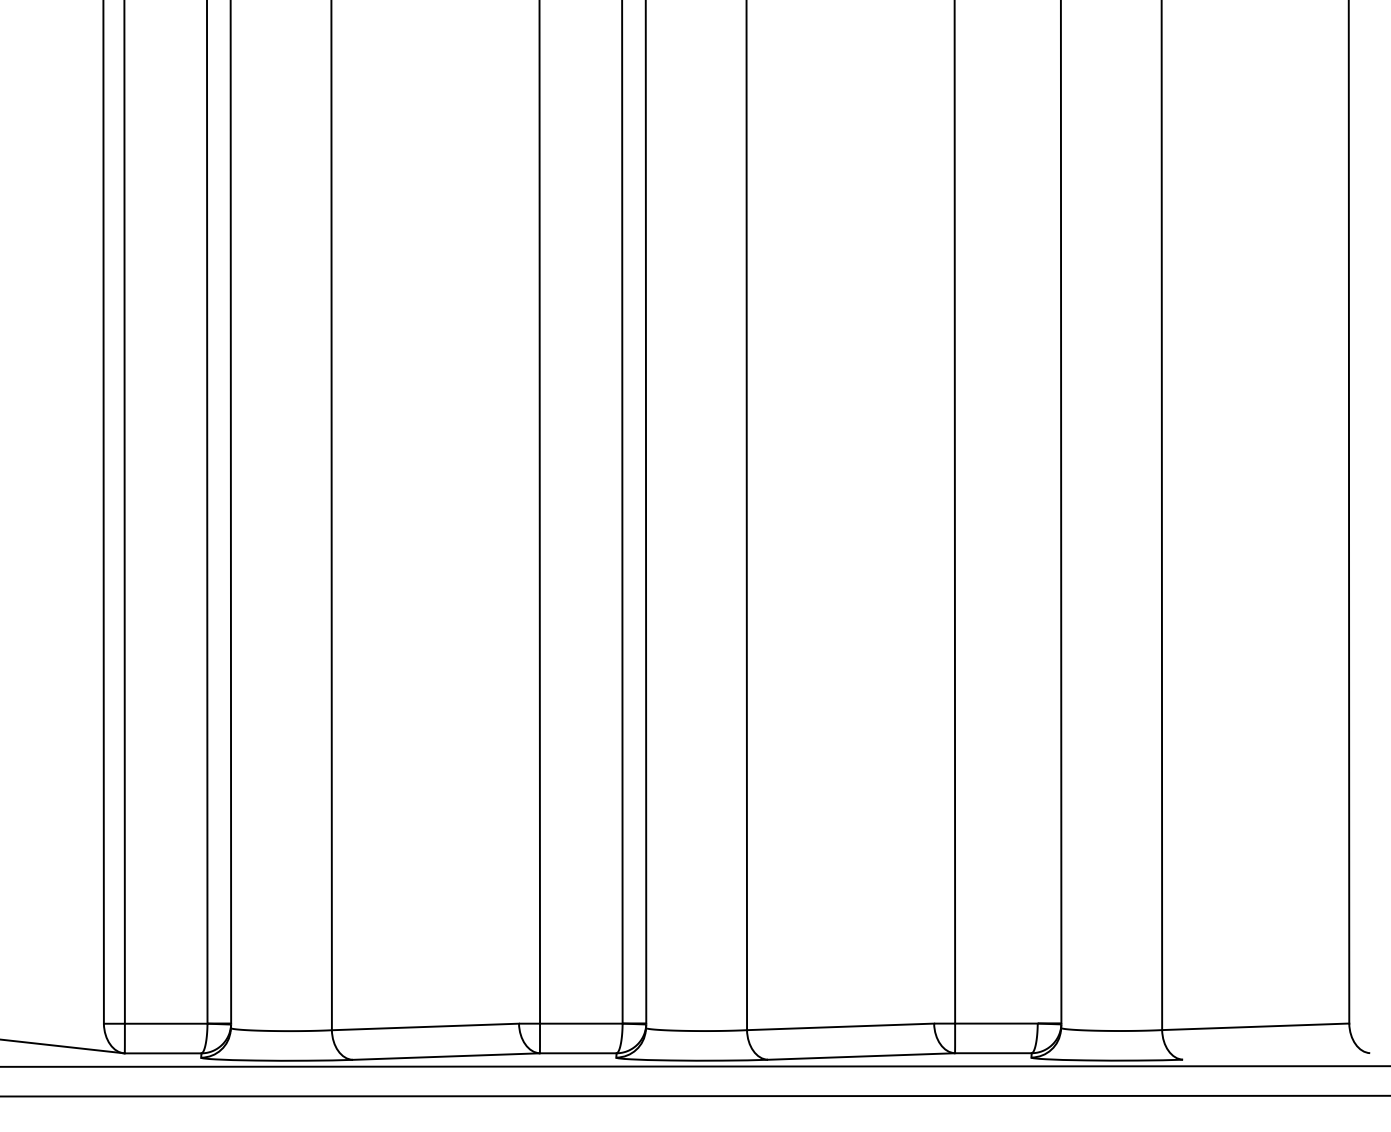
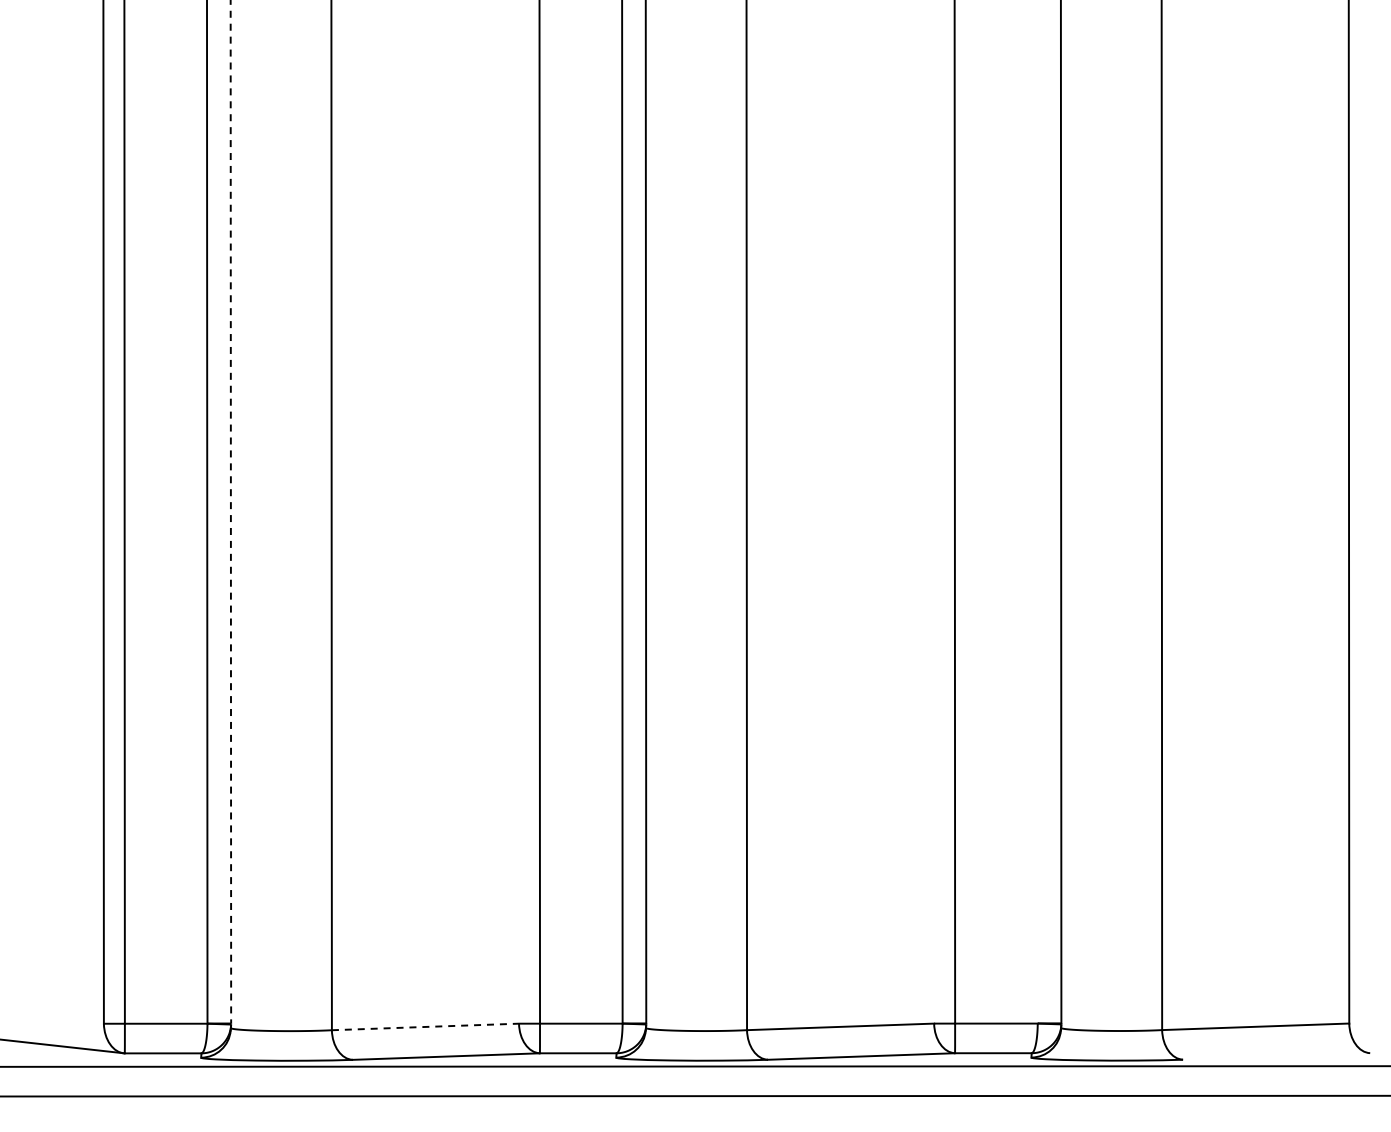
line: solid -> dashed (230, 512)
line: solid -> dashed (425, 1026)
